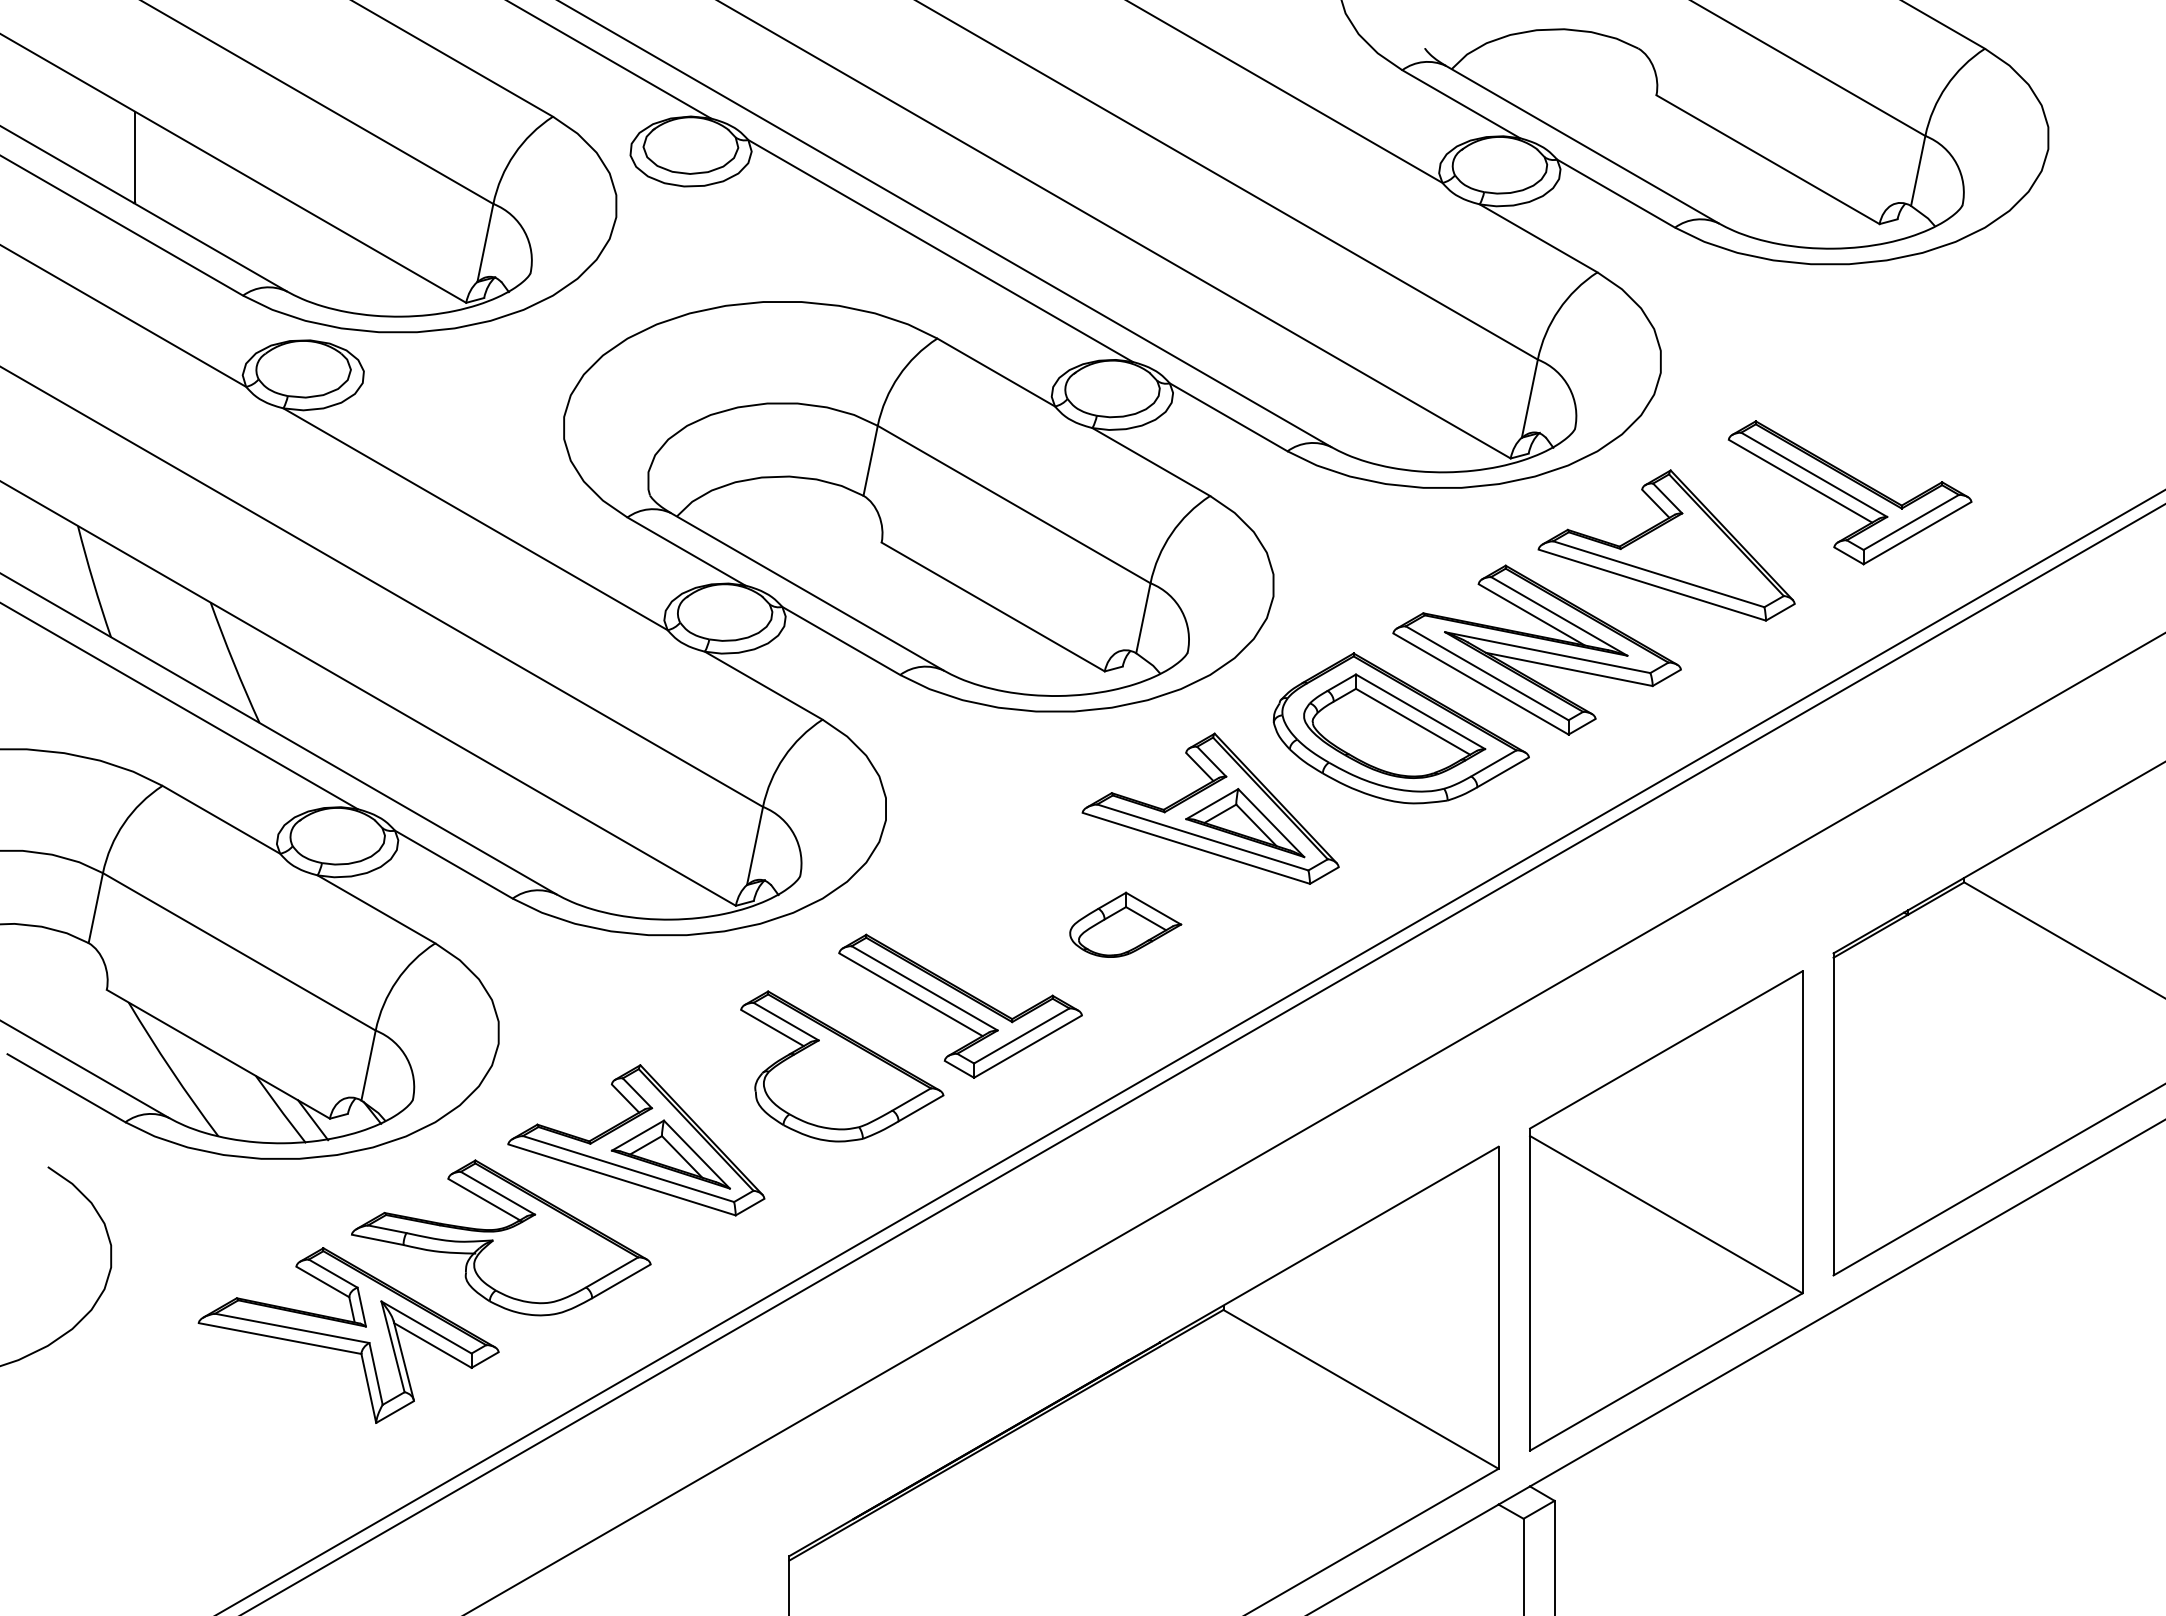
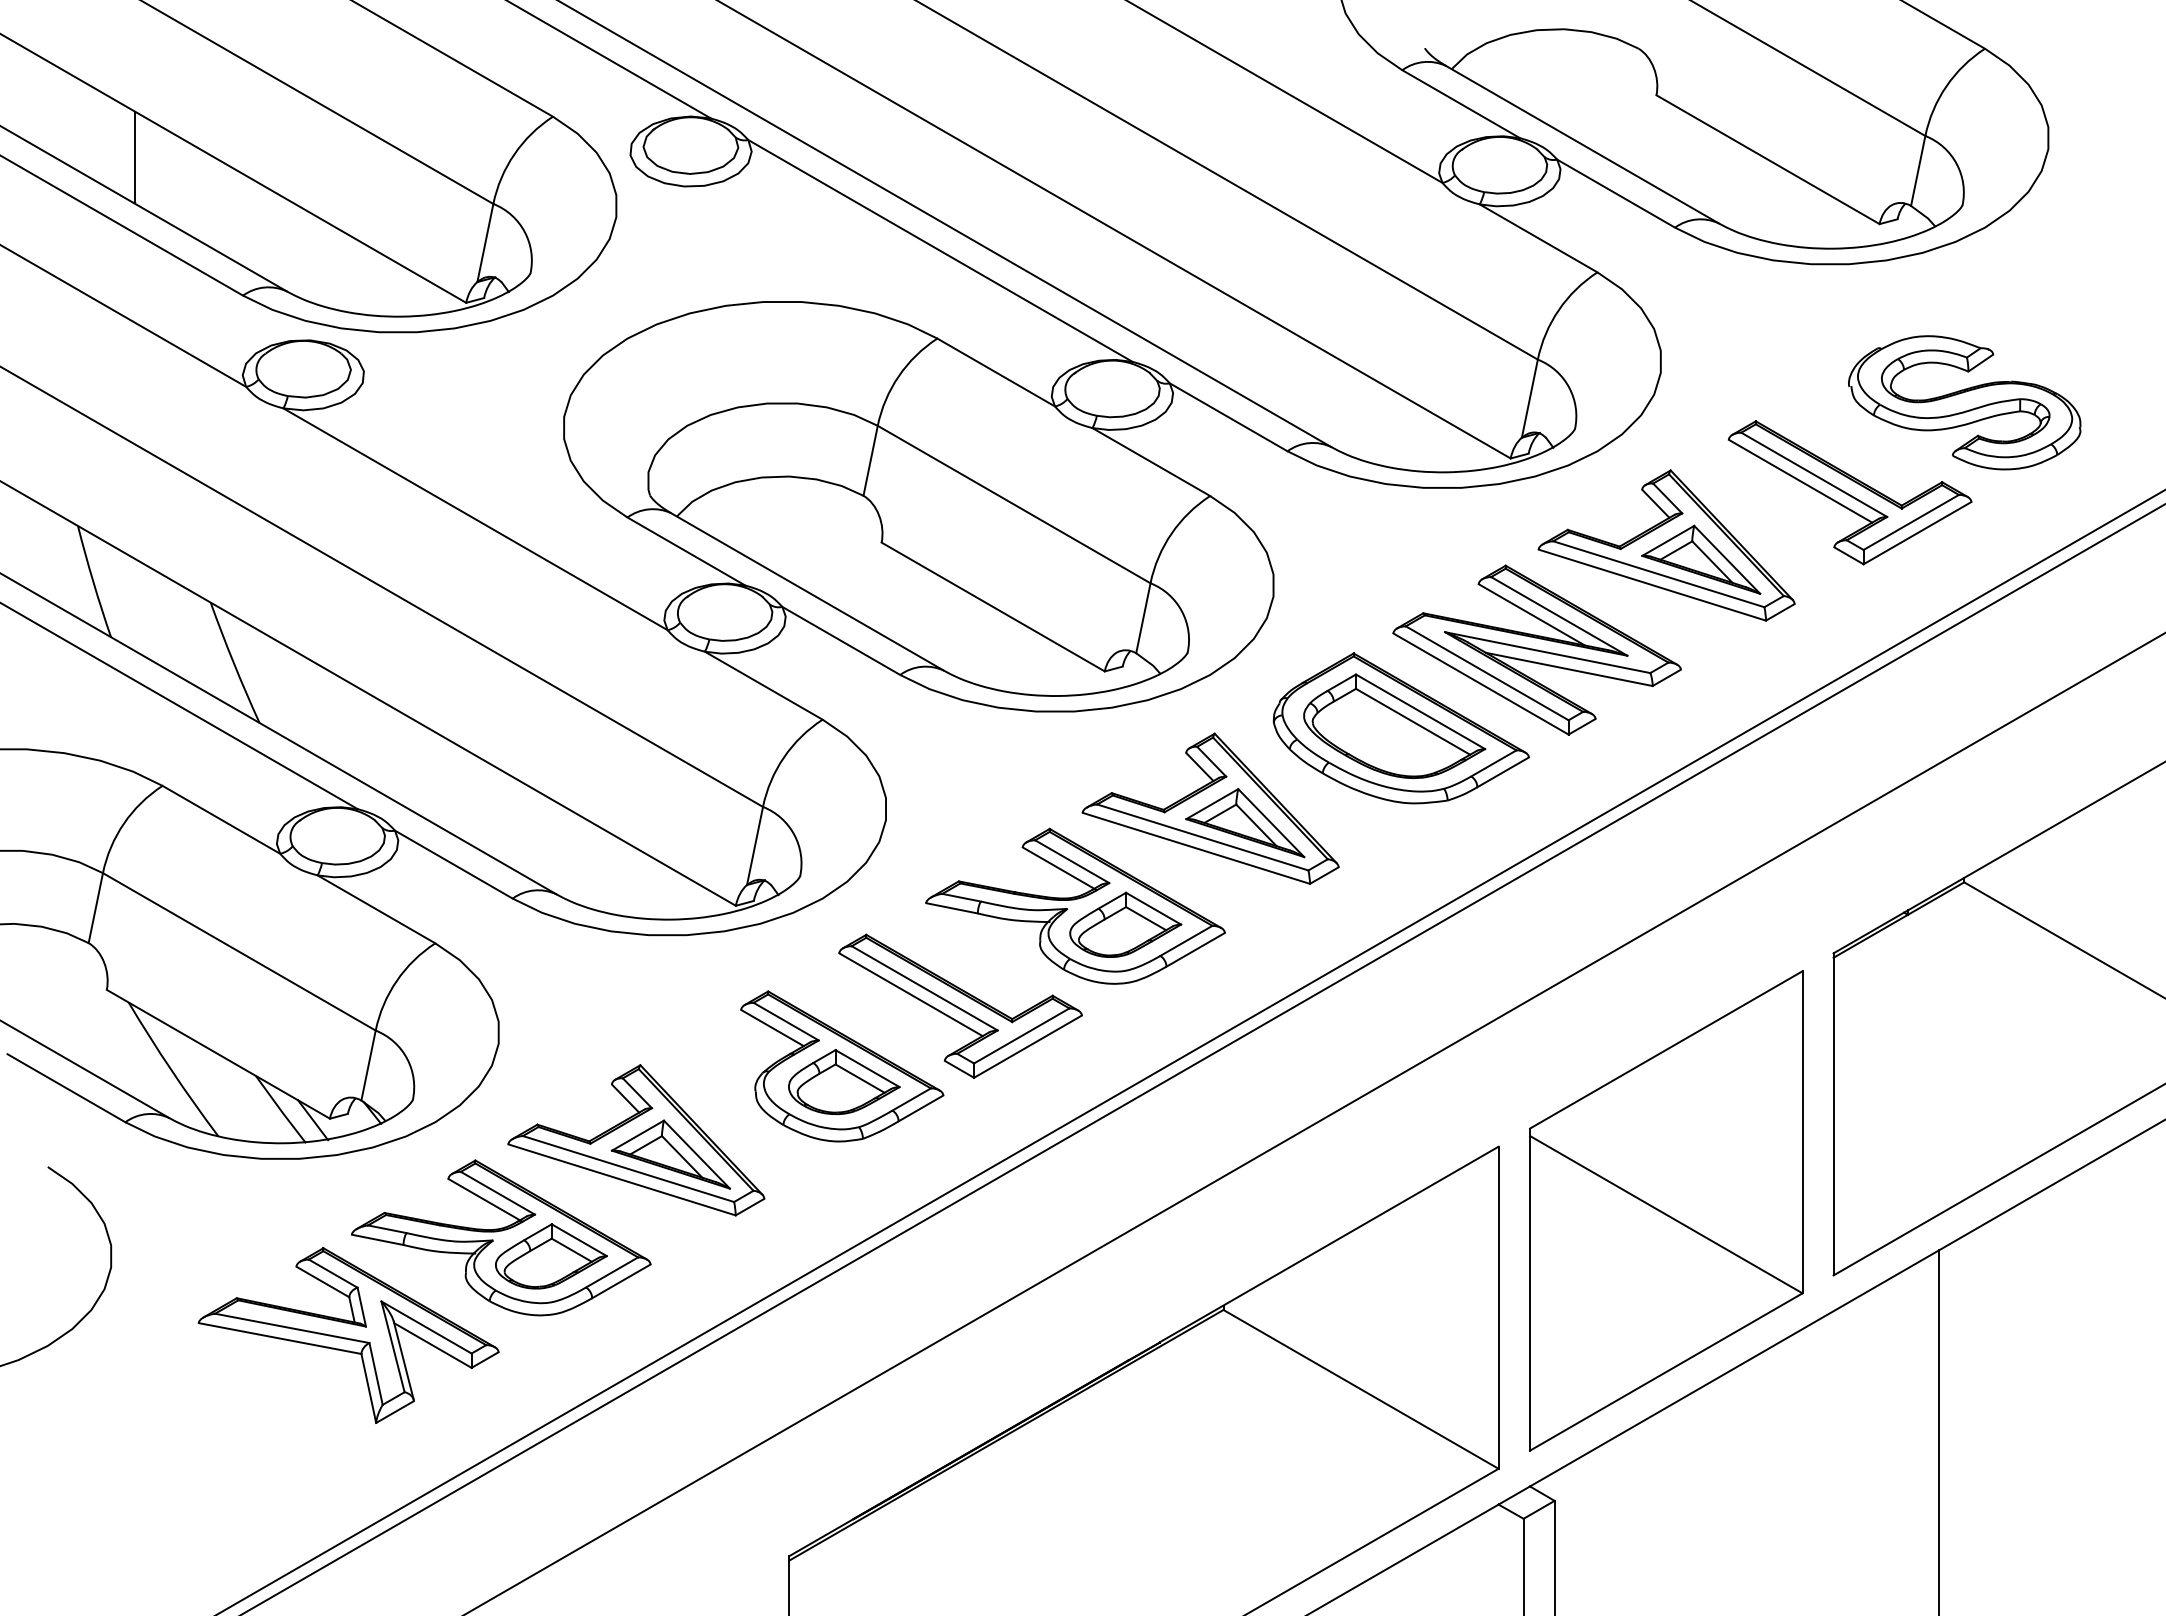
part: none -> present (1964, 402)
part: none -> present (1701, 559)
part: none -> present (1075, 905)
part: none -> present (844, 1081)
part: none -> present (551, 1256)
line: none -> present (1939, 1431)
